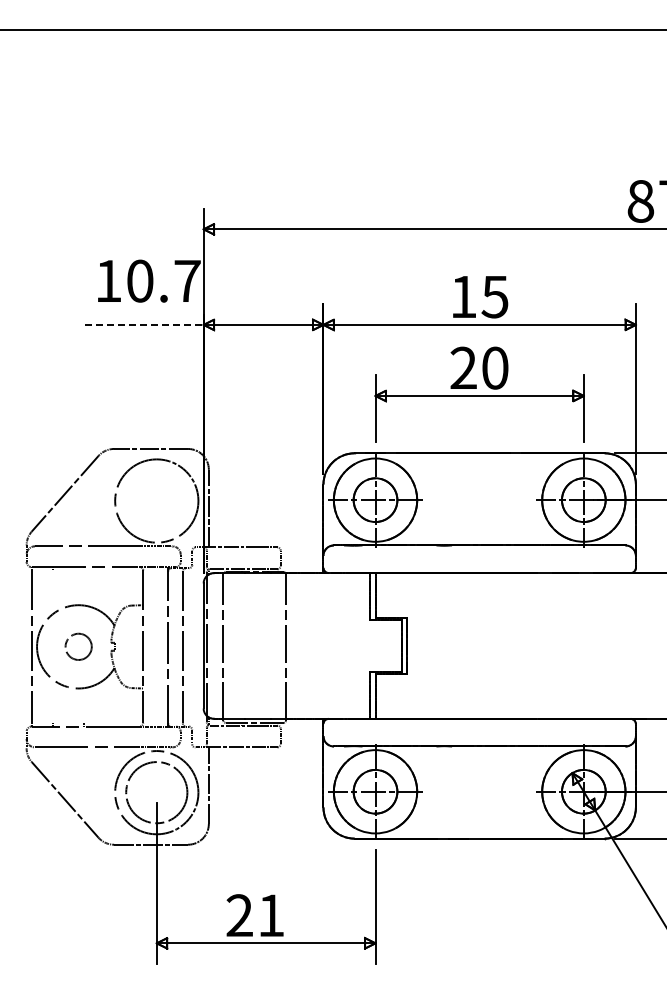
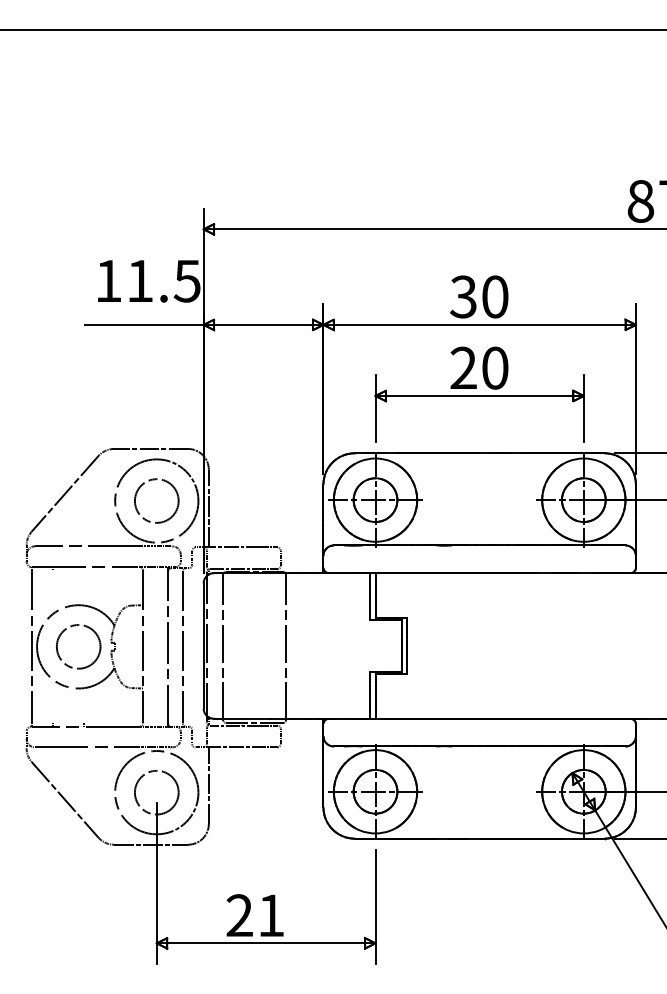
text: 10.7 -> 11.5 (163, 280)
text: 15 -> 30 (479, 296)
line: dashed -> solid (144, 324)
circle: none -> present (156, 500)
circle diameter: 26 px -> 44 px (78, 646)
circle diameter: 61 px -> 44 px (156, 792)
